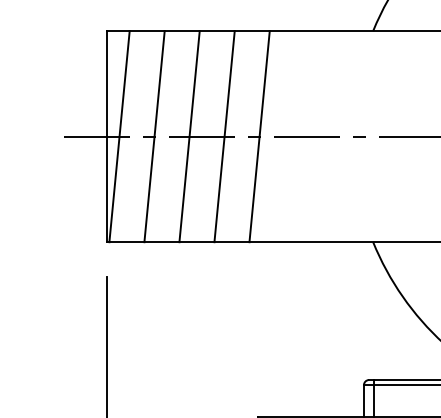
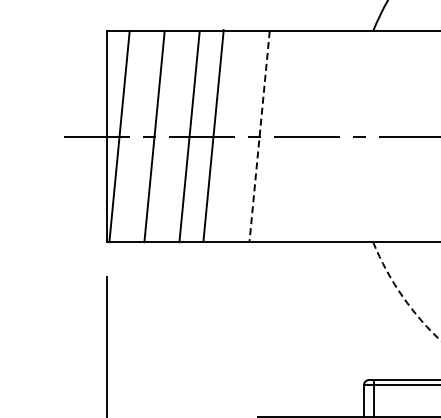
line position: (224, 136) -> (213, 135) (213, 135)
line: solid -> dashed (259, 137)
arc: solid -> dashed (402, 295)
